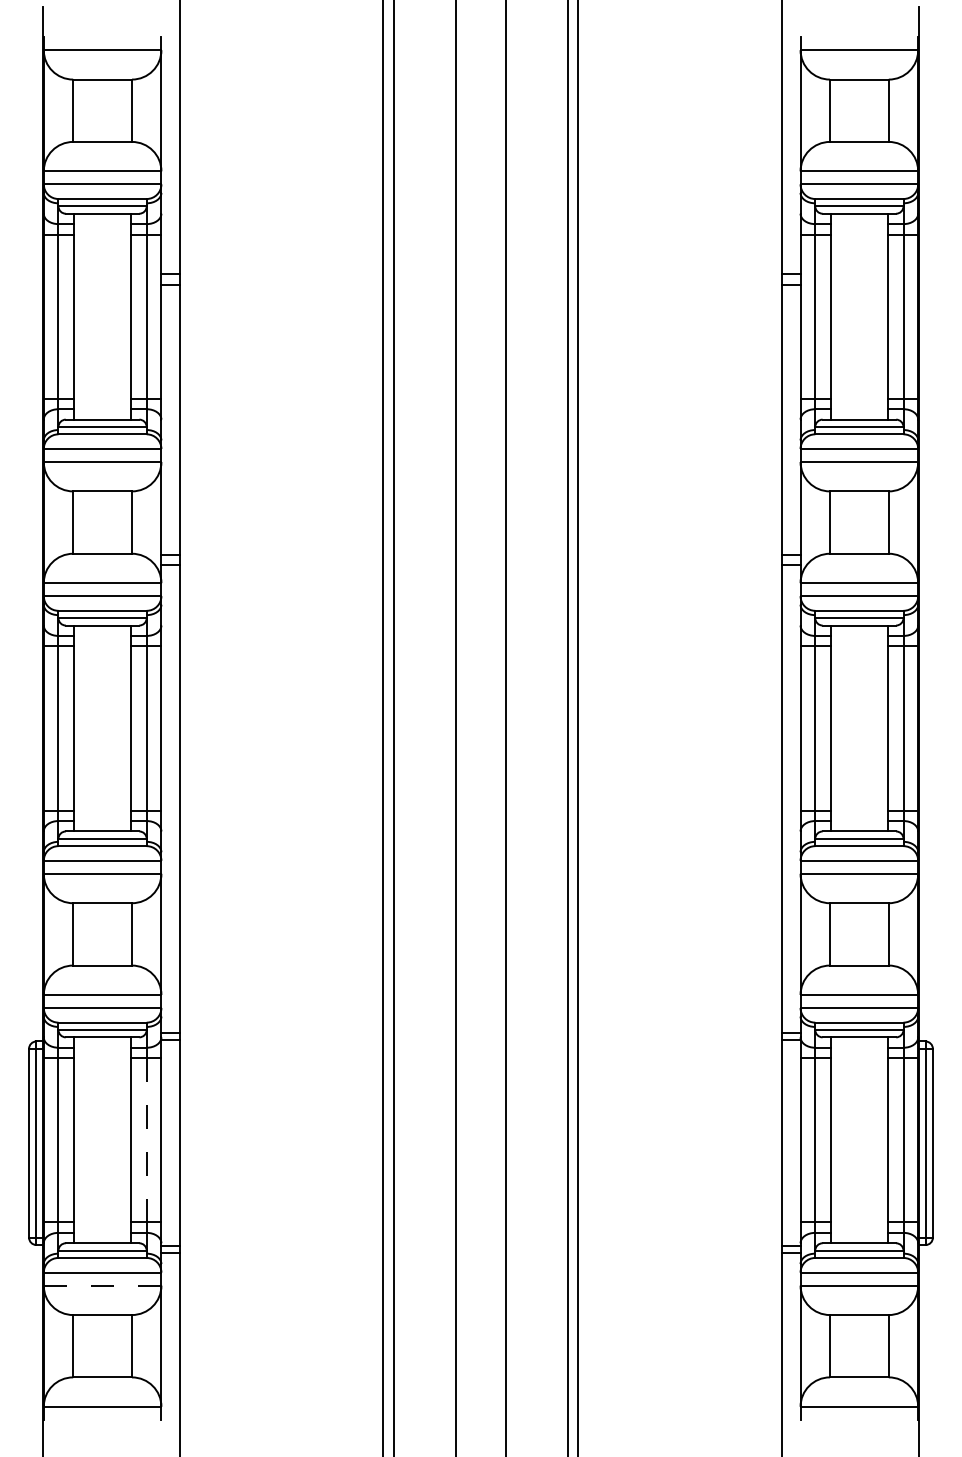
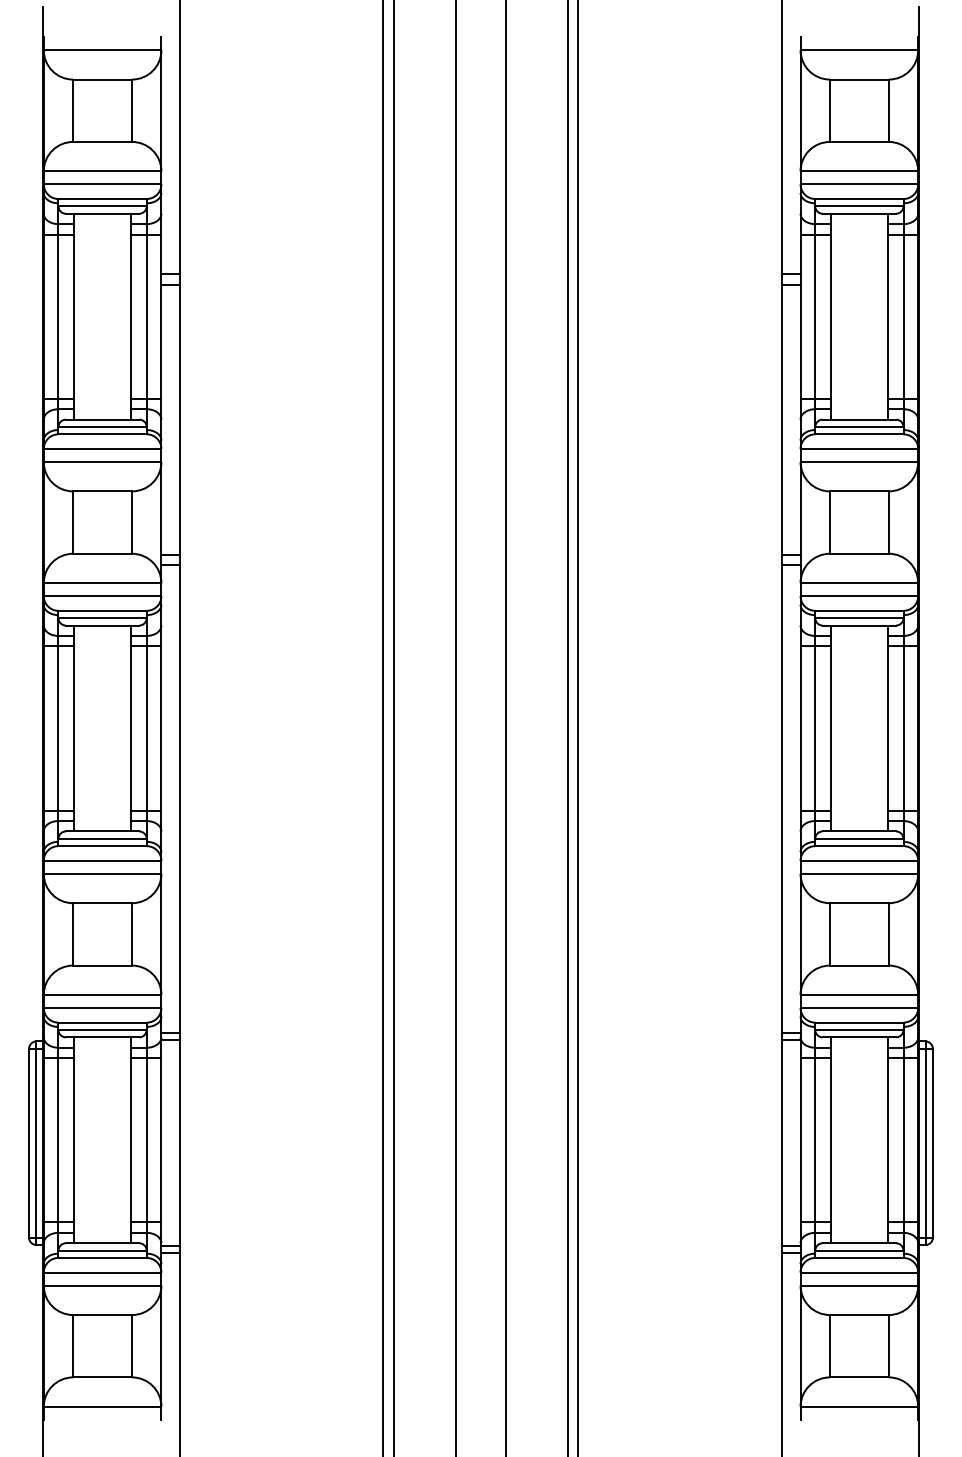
line: dashed -> solid (146, 1140)
line: dashed -> solid (102, 1285)
